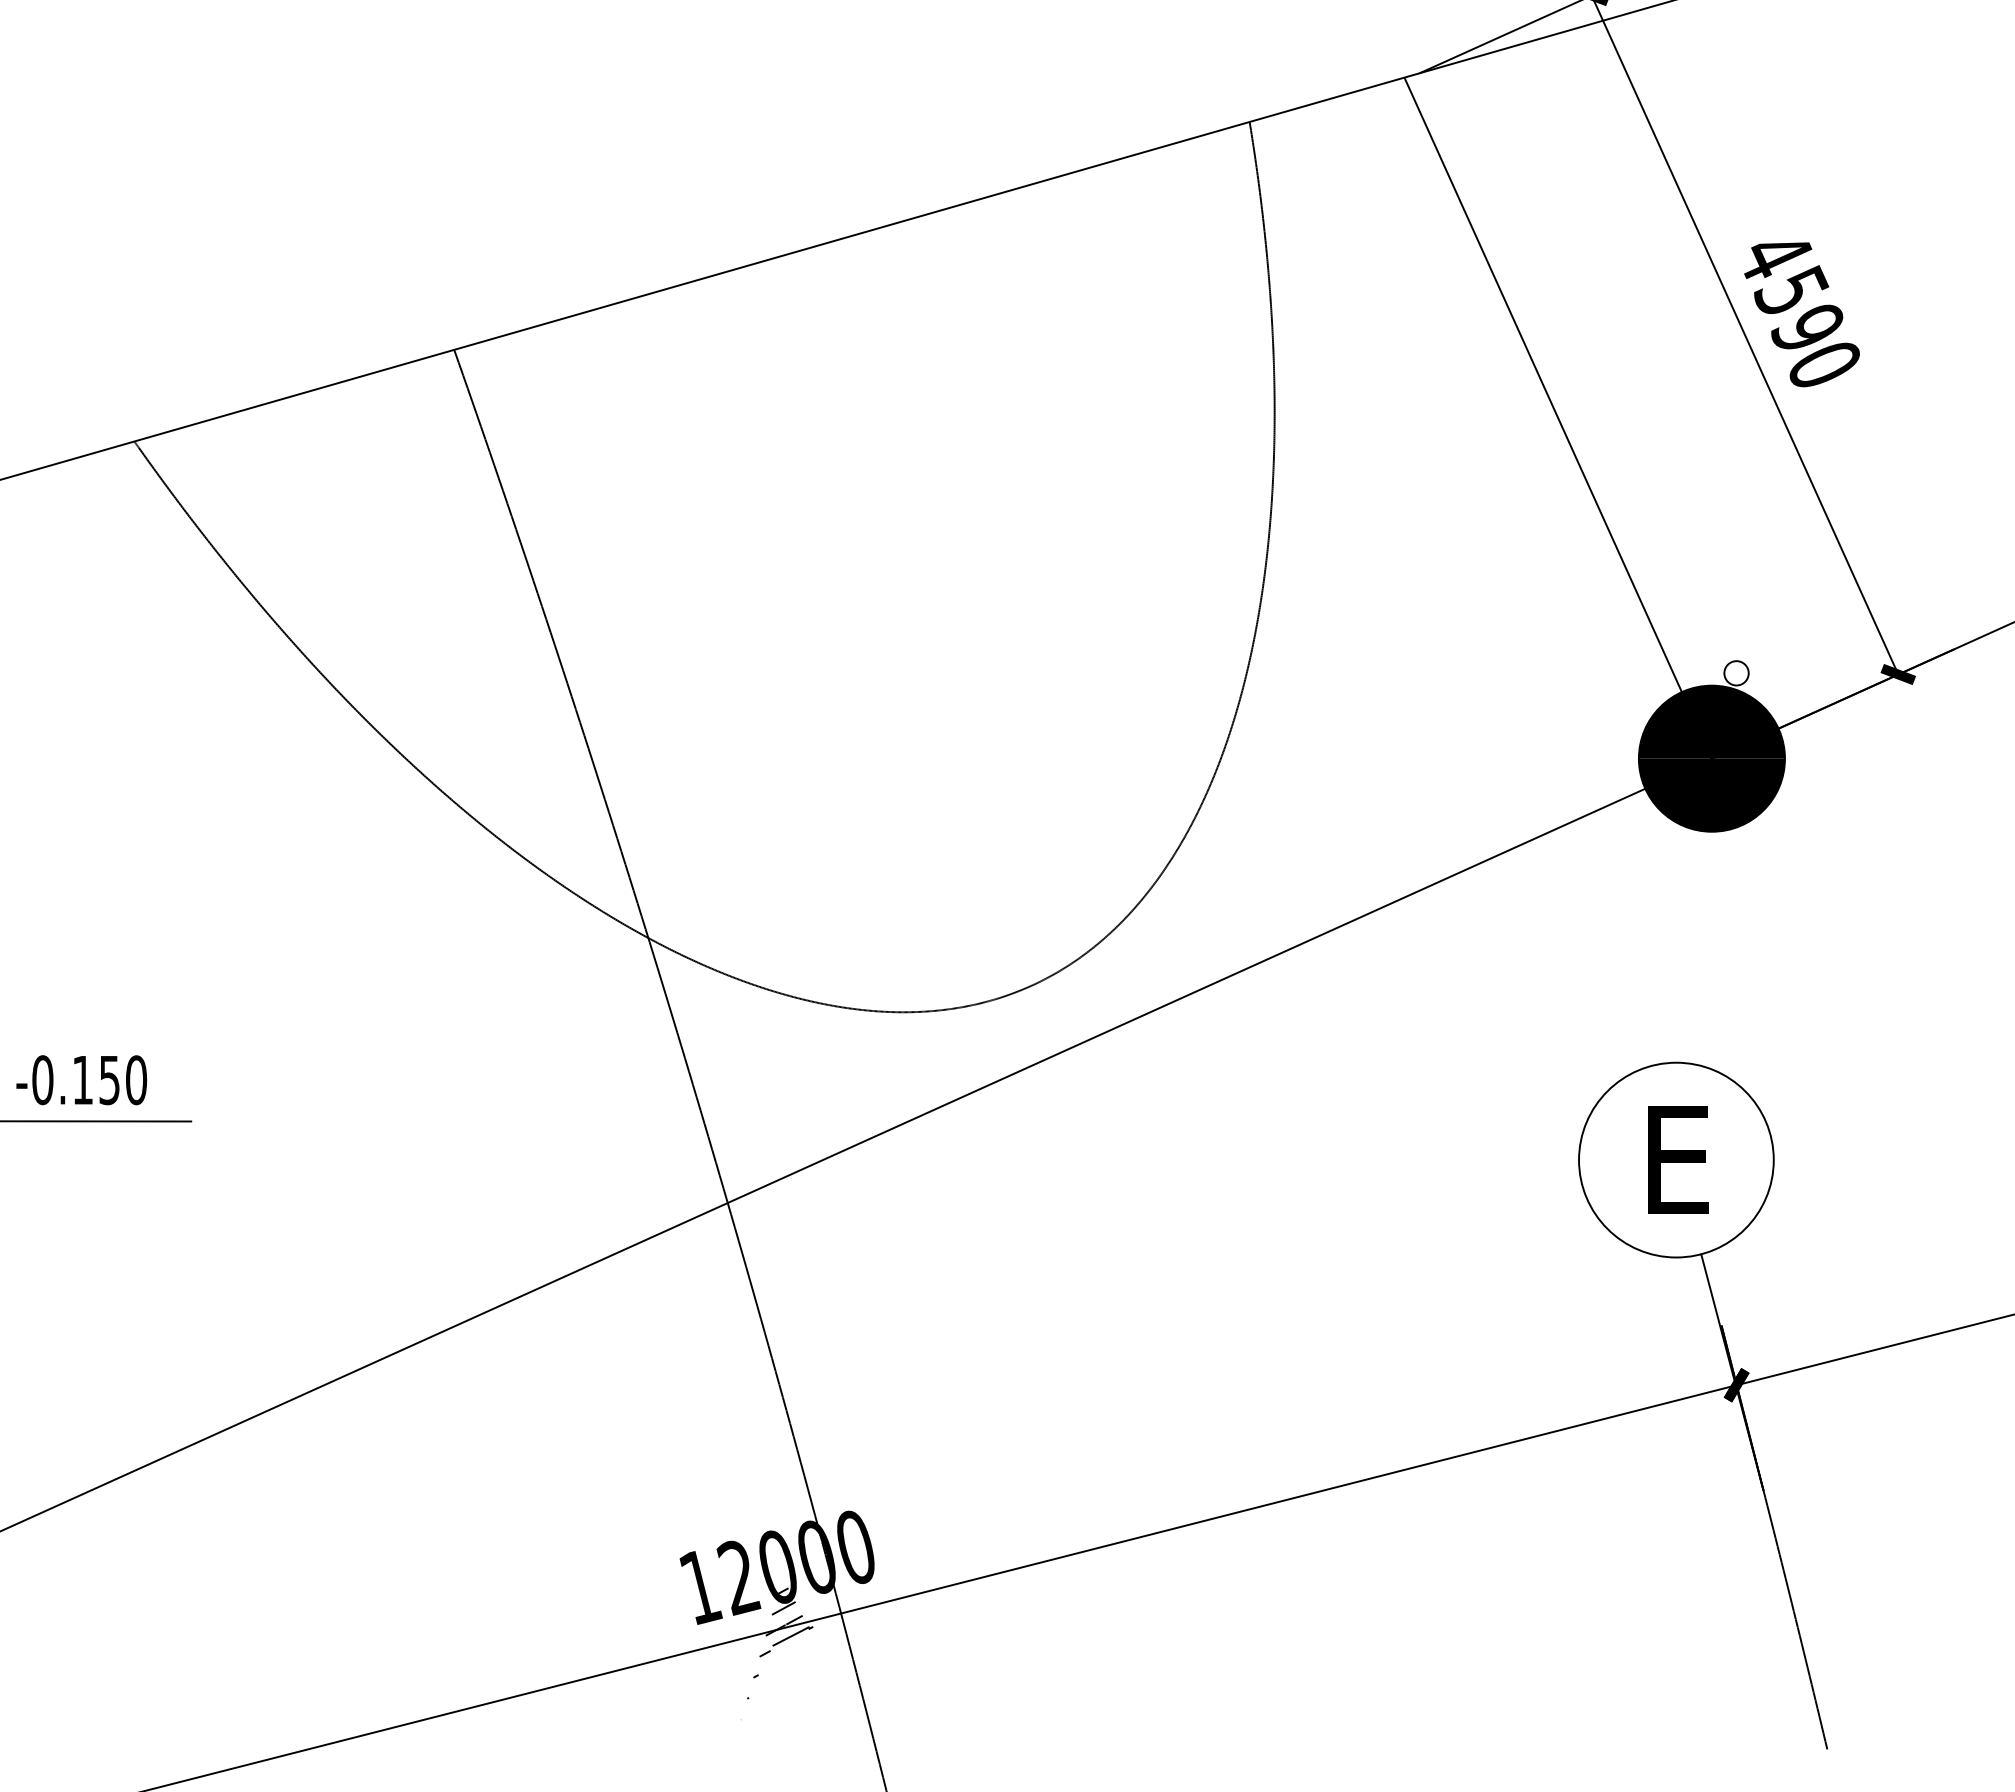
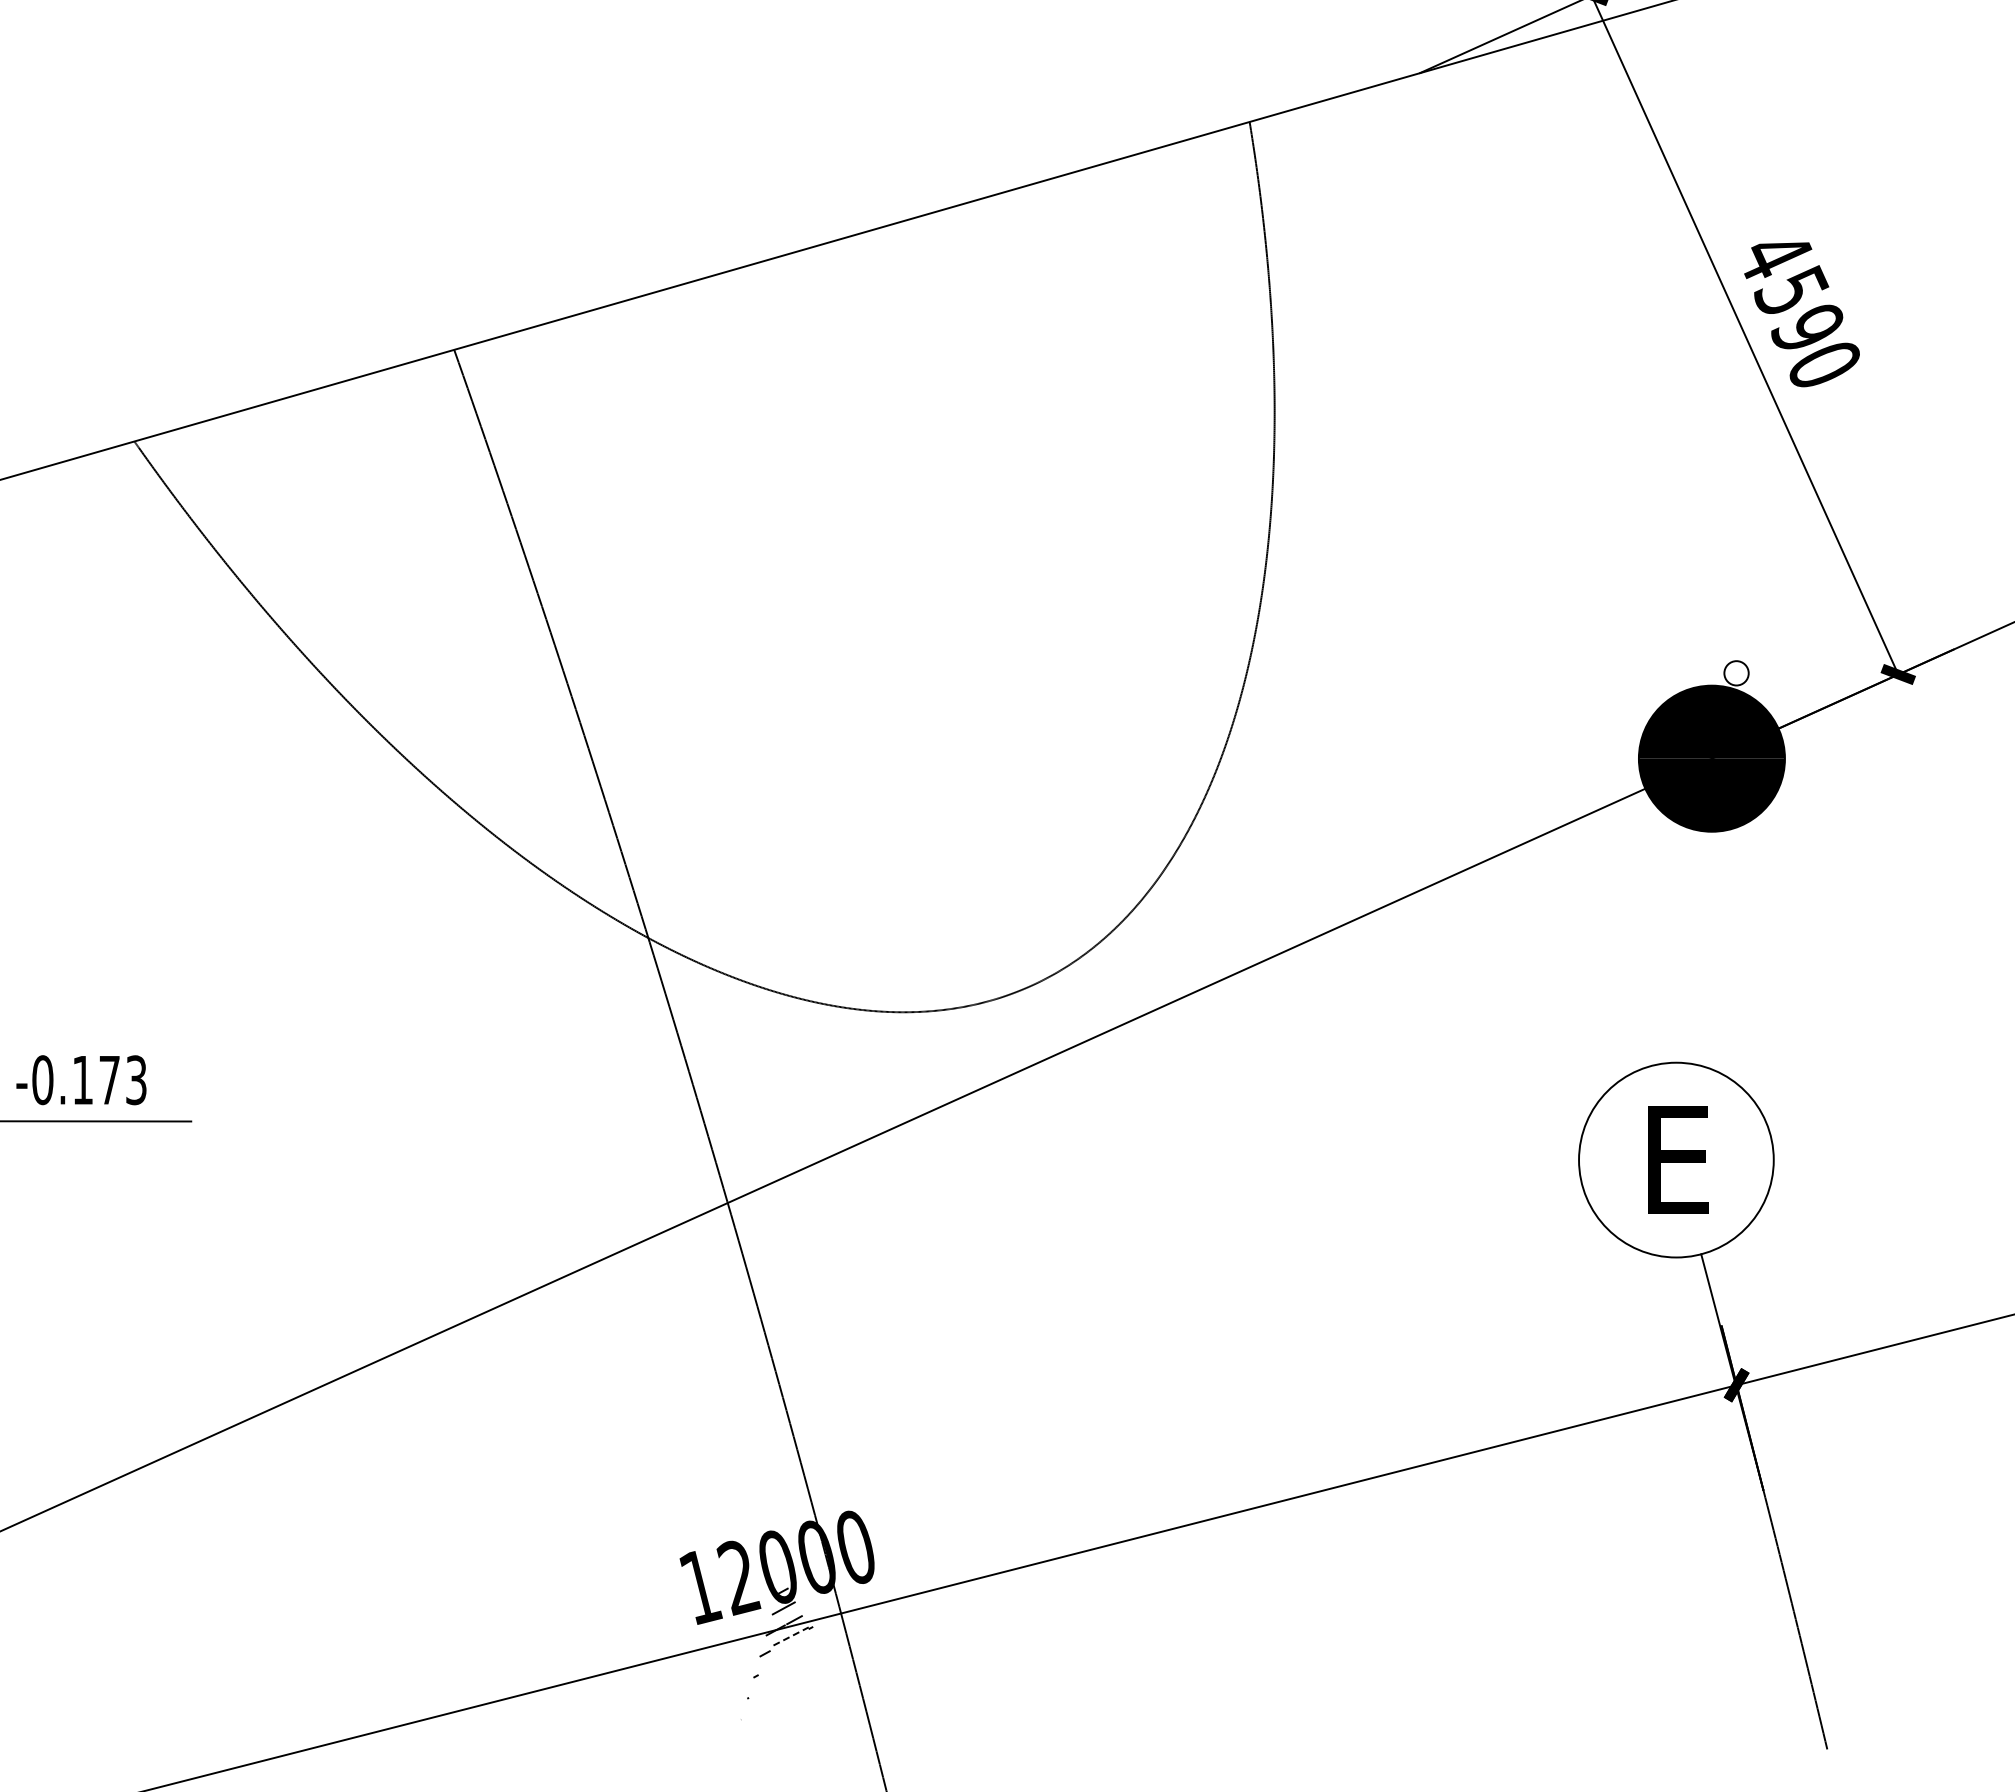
line: present -> none (1557, 417)
text: -0.150 -> -0.173 (123, 1080)
line: solid -> dashed (791, 1636)
